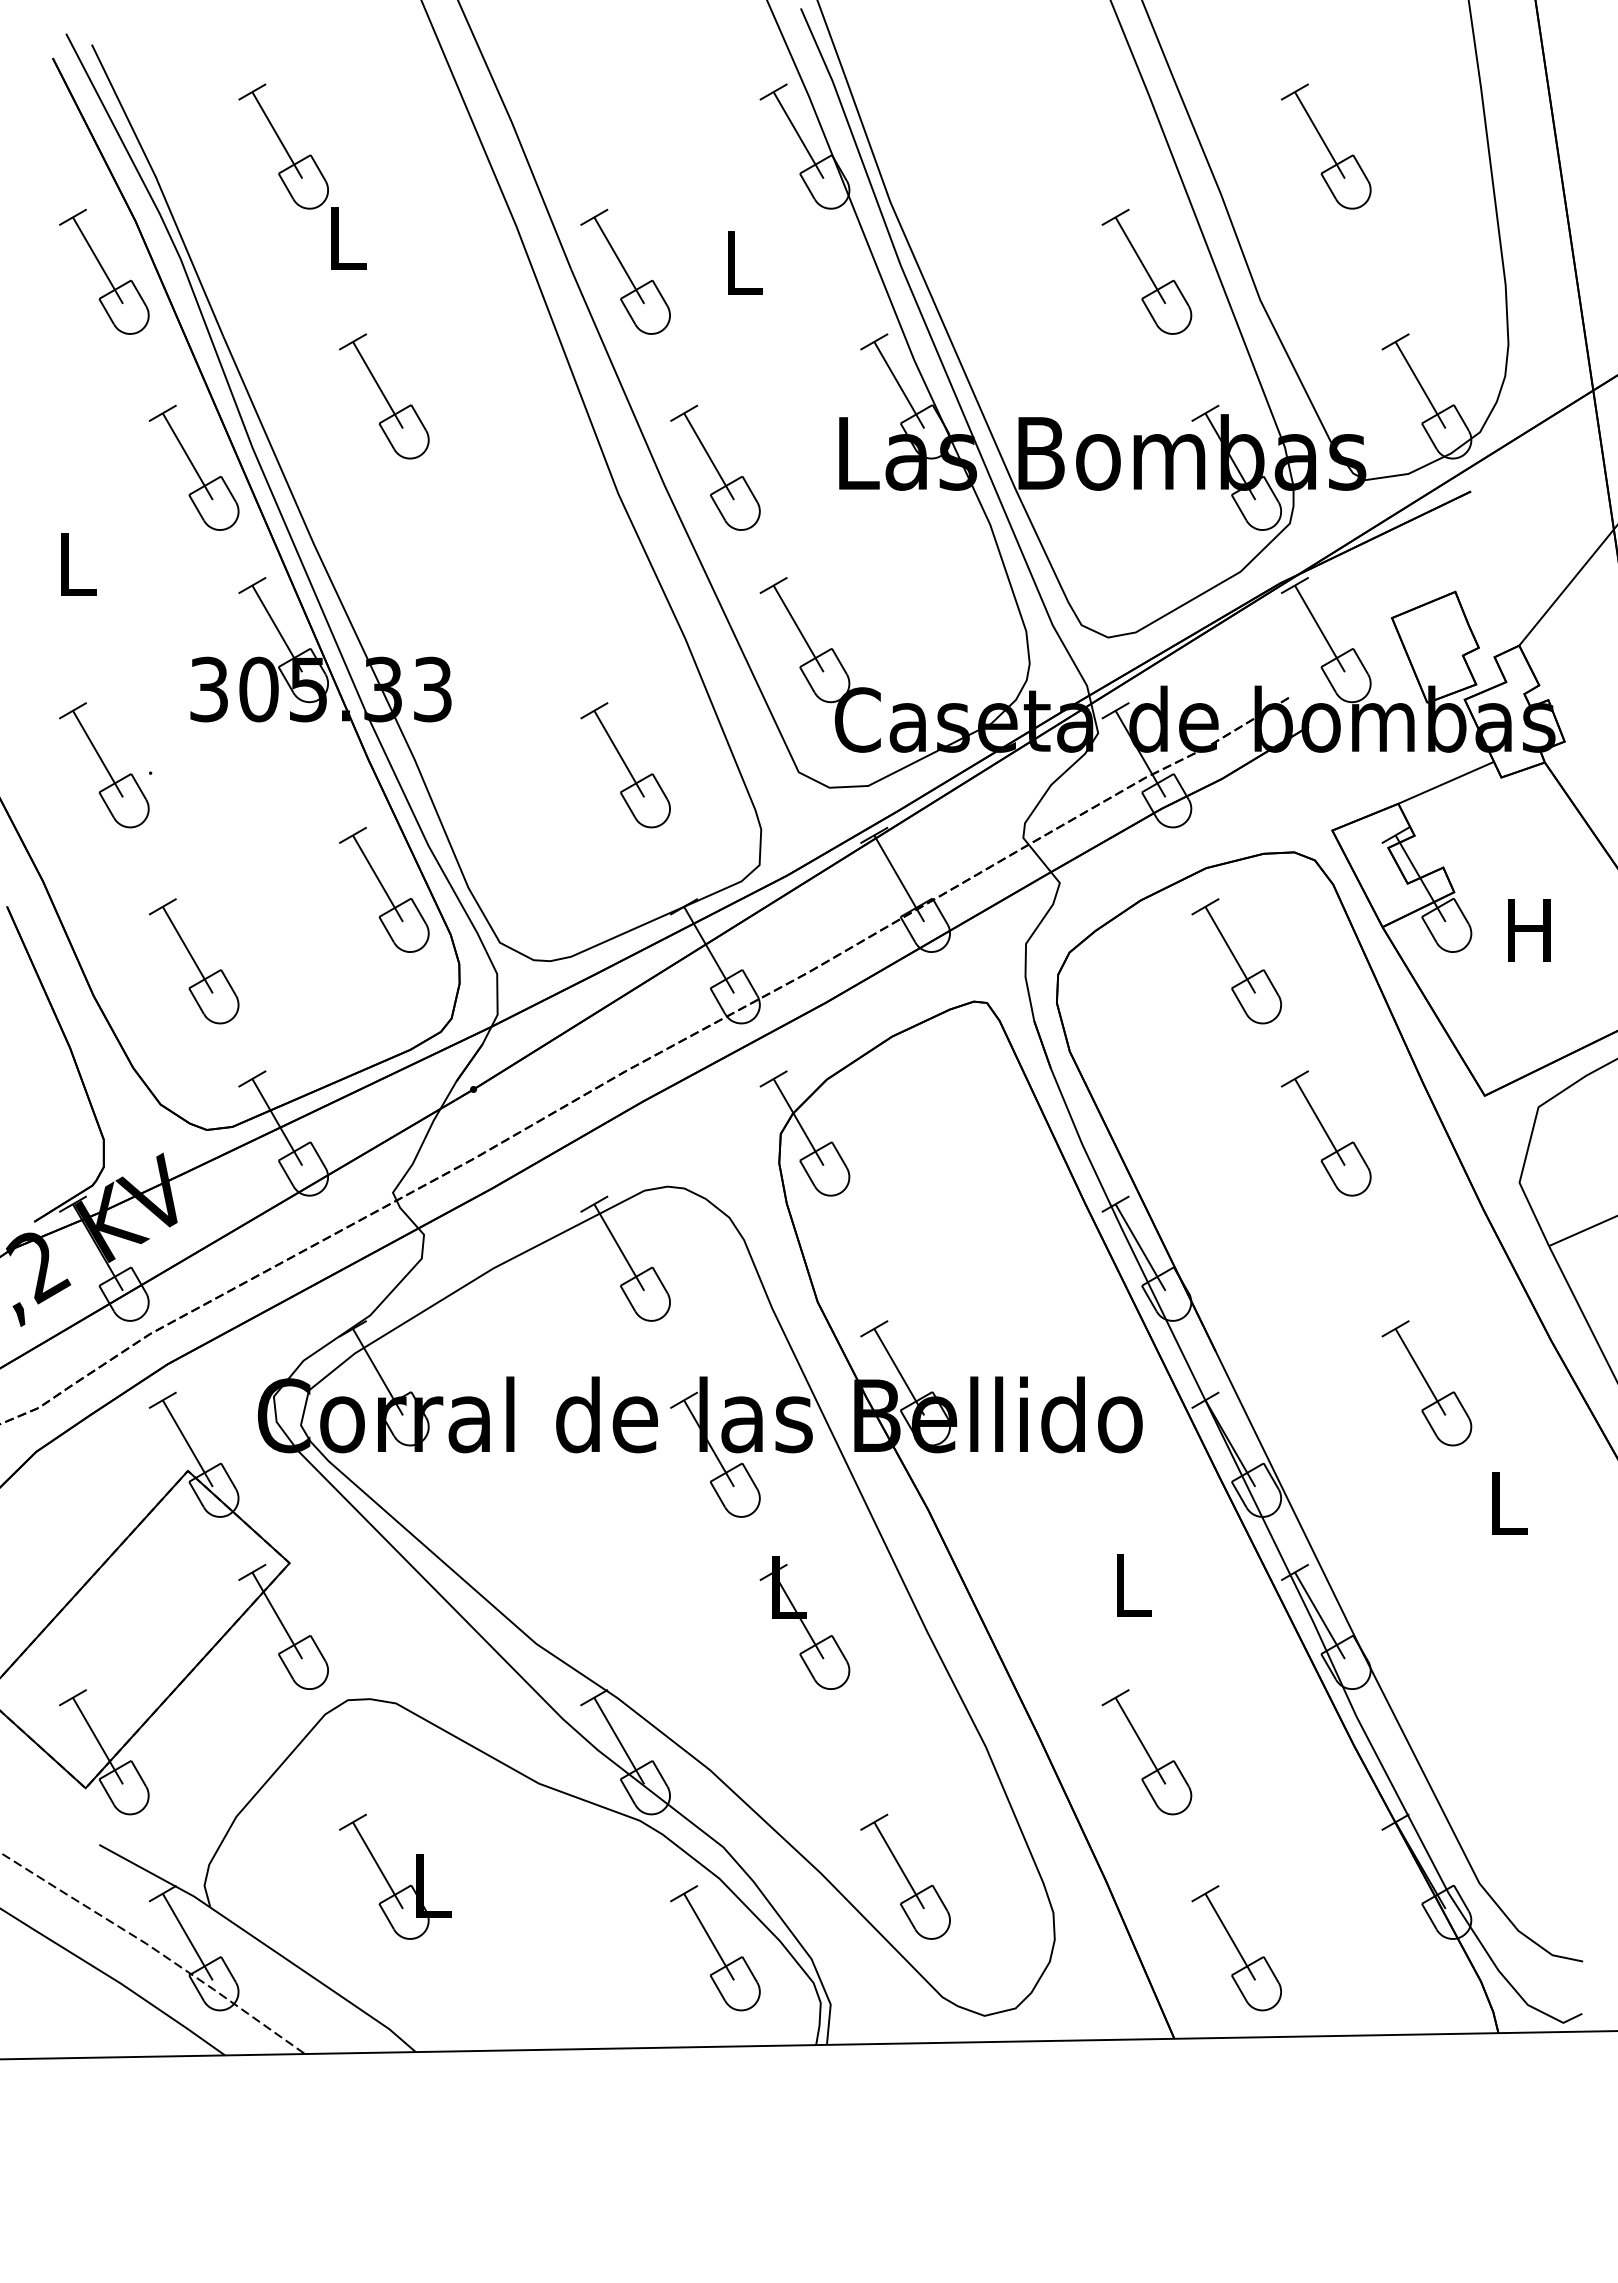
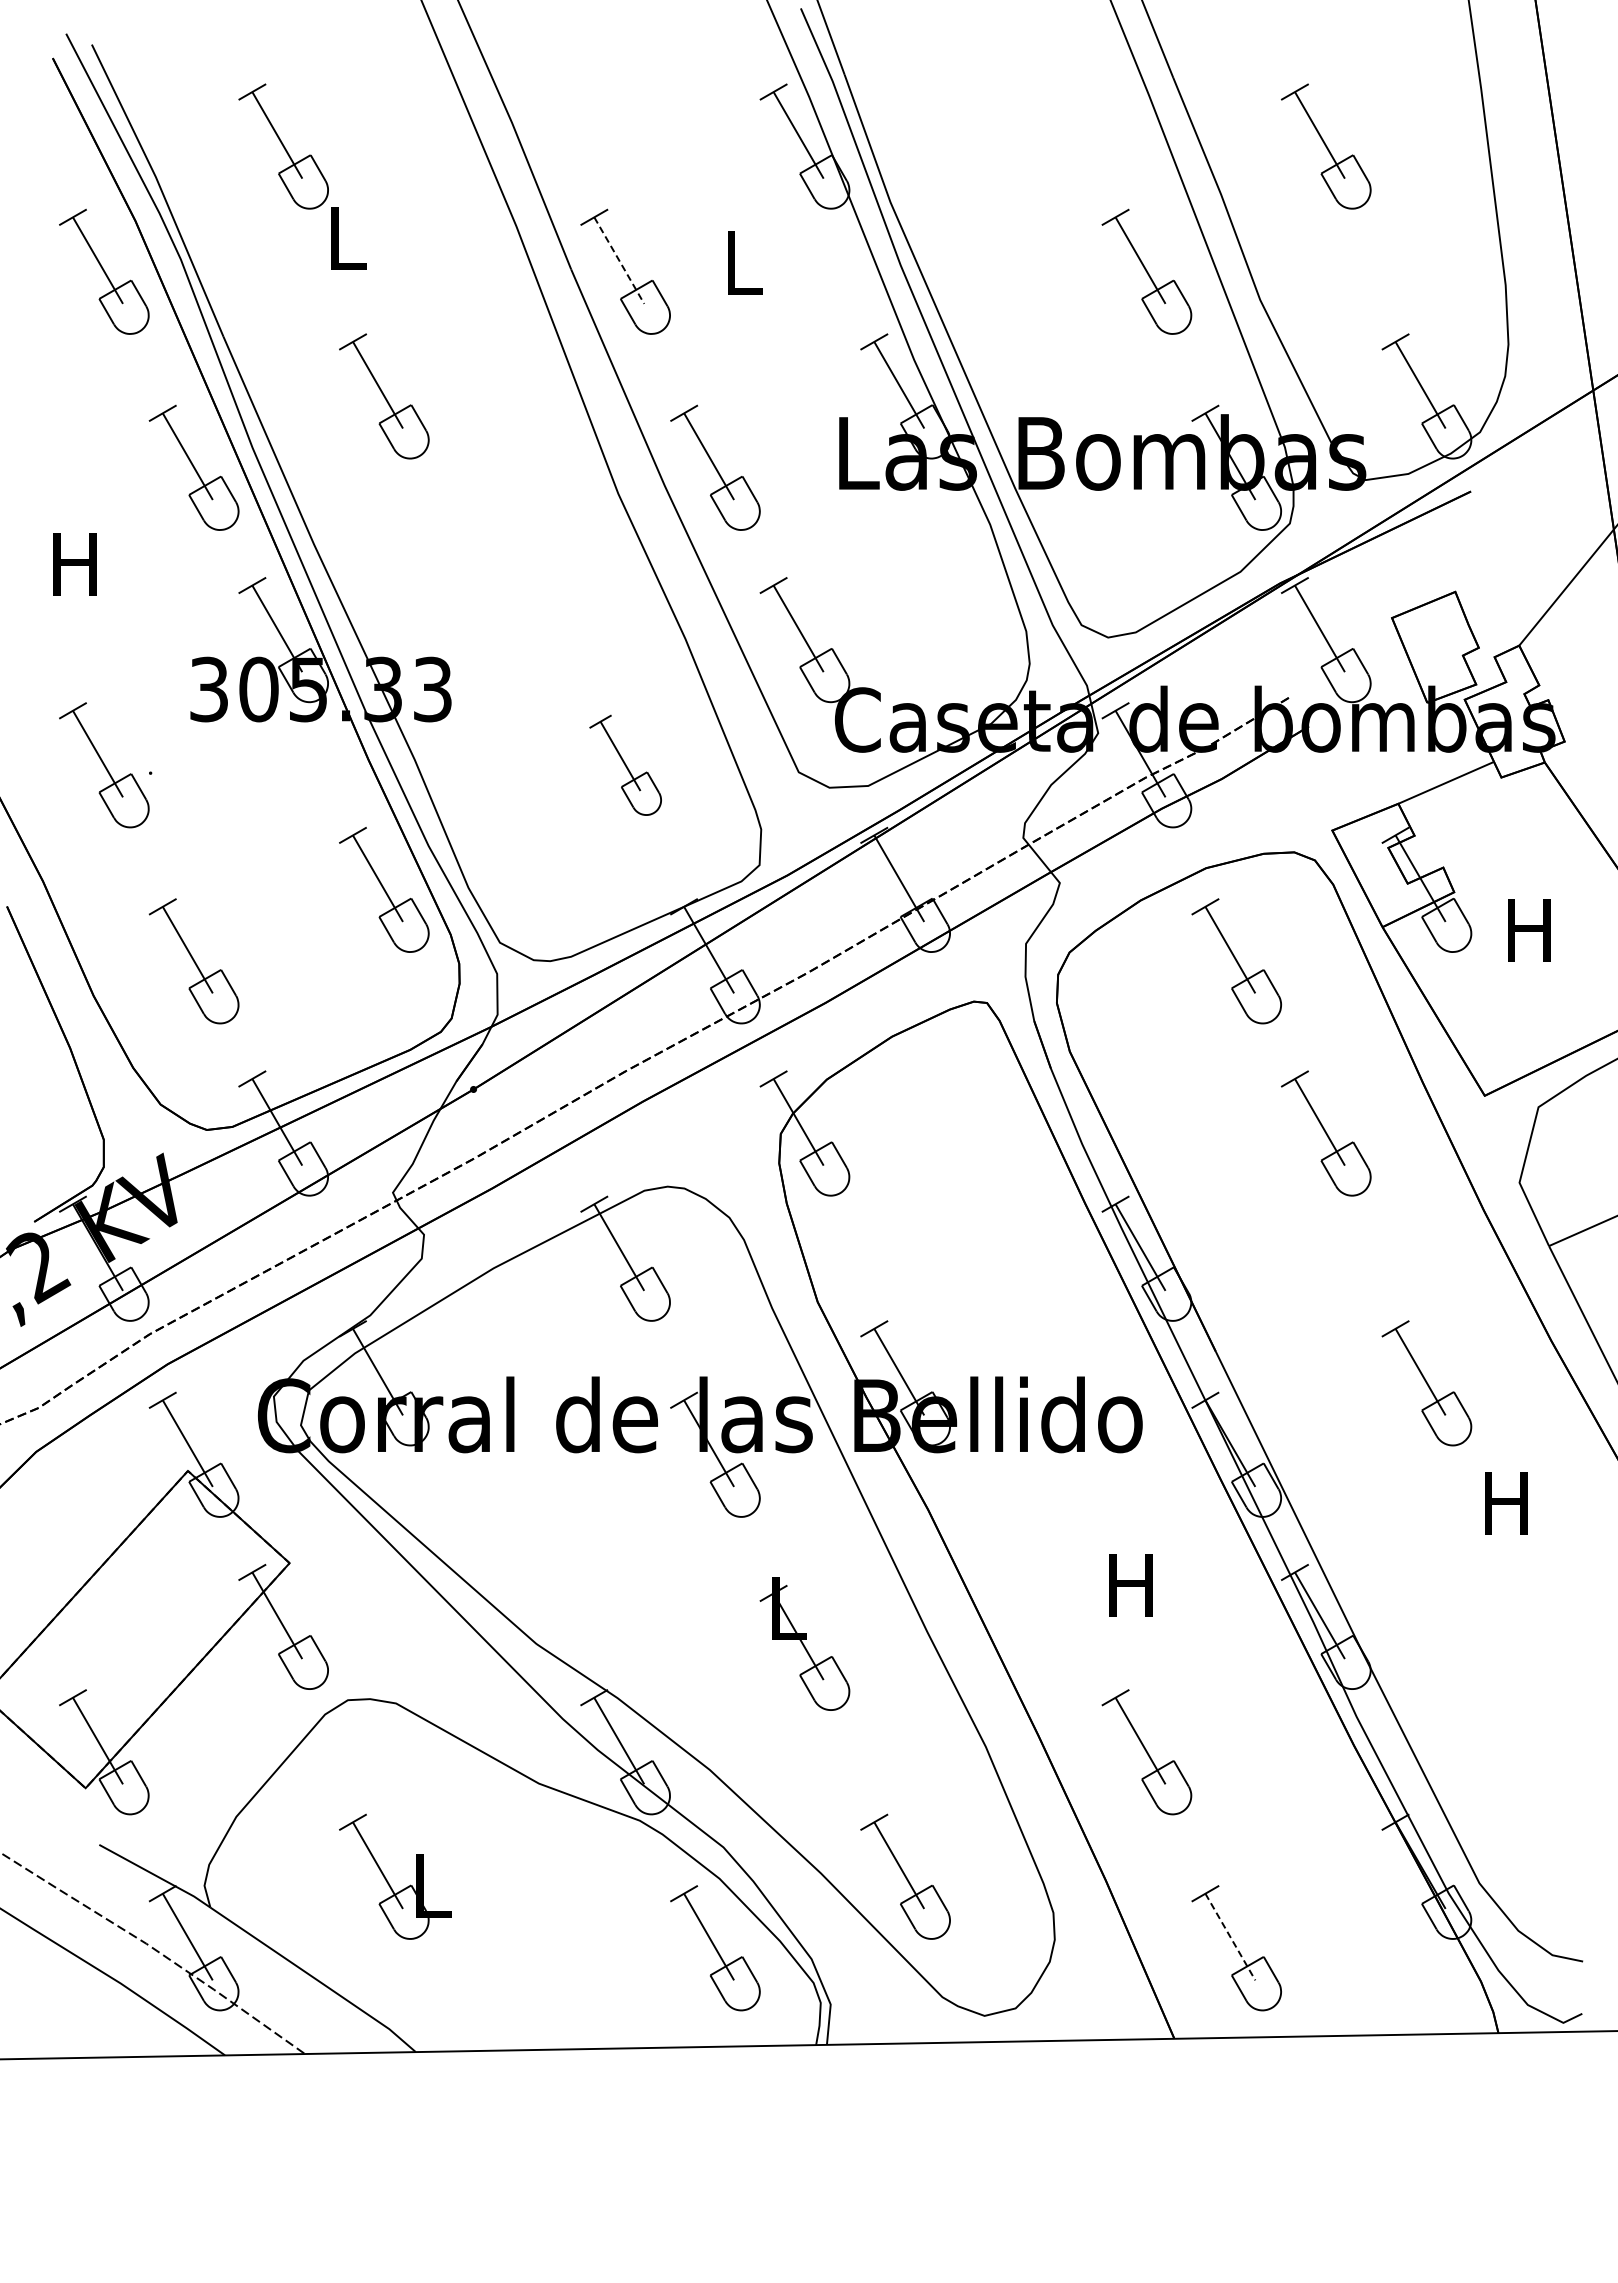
line: solid -> dashed (619, 260)
text: L -> H (74, 564)
part size: 91x127 px -> 73x102 px (625, 764)
text: L -> H (1506, 1503)
text: L -> H (1130, 1585)
part position: (804, 1622) -> (804, 1643) (804, 1643)
line: solid -> dashed (1230, 1937)
